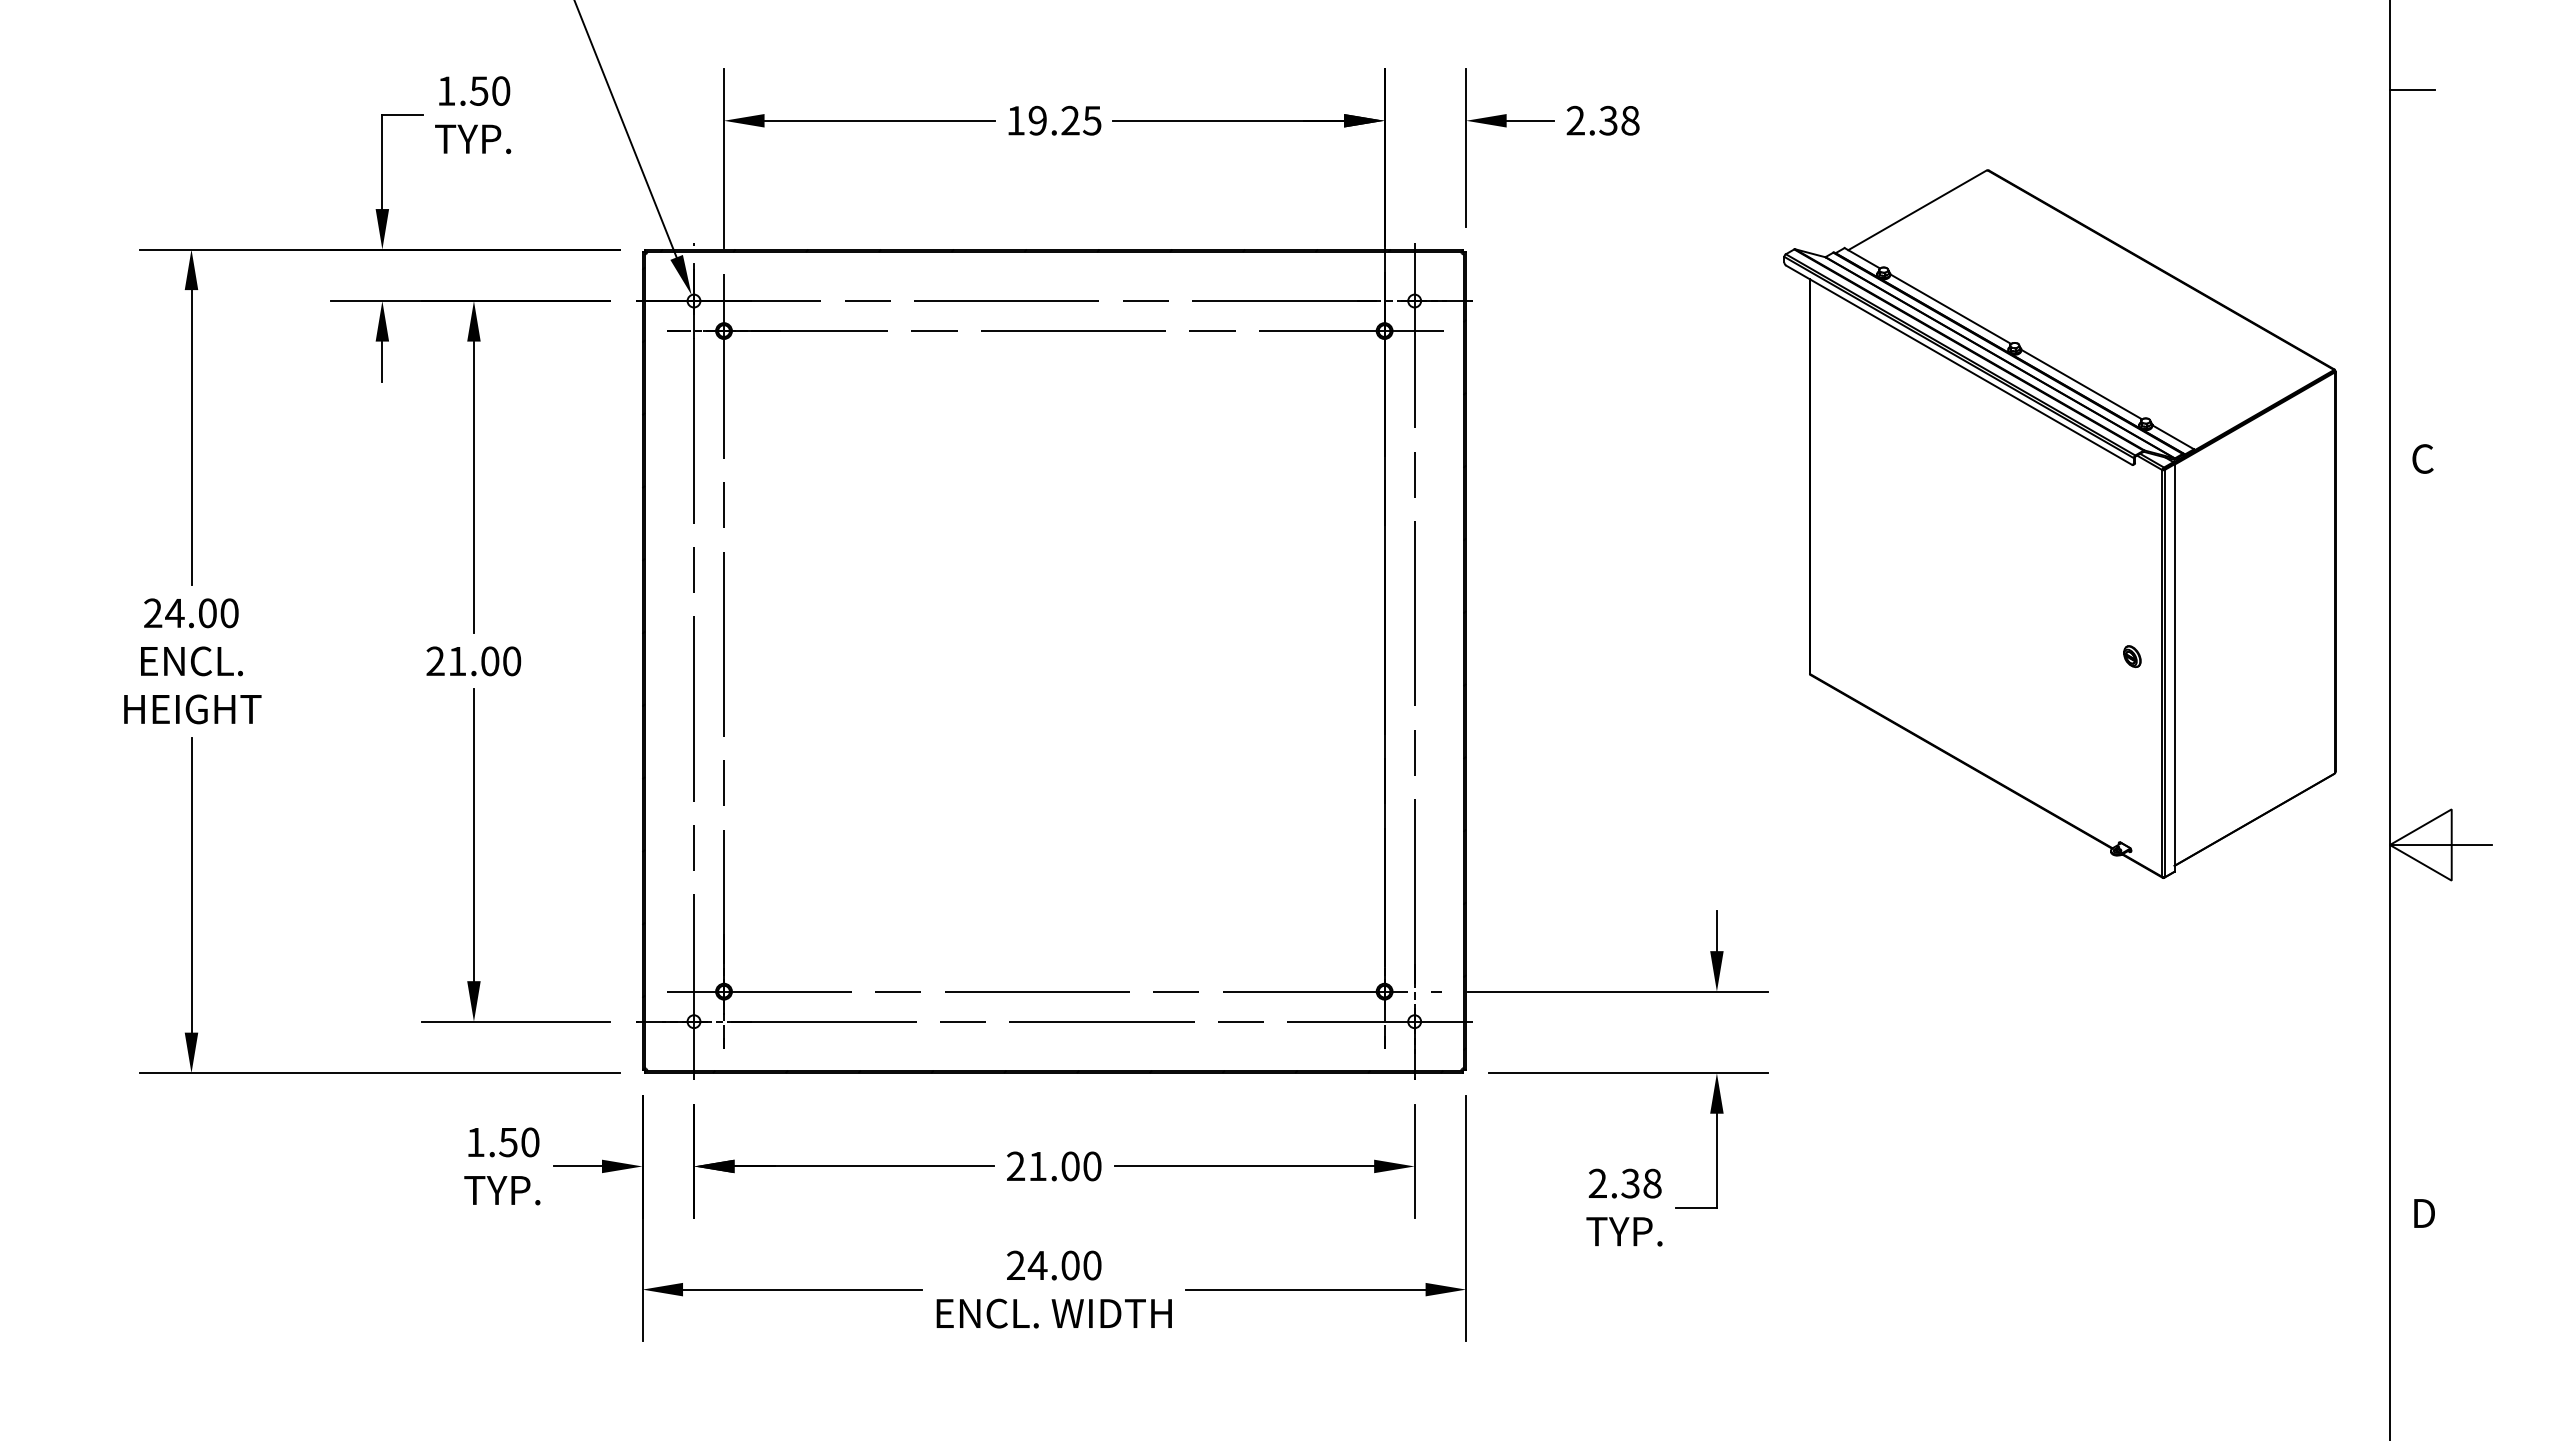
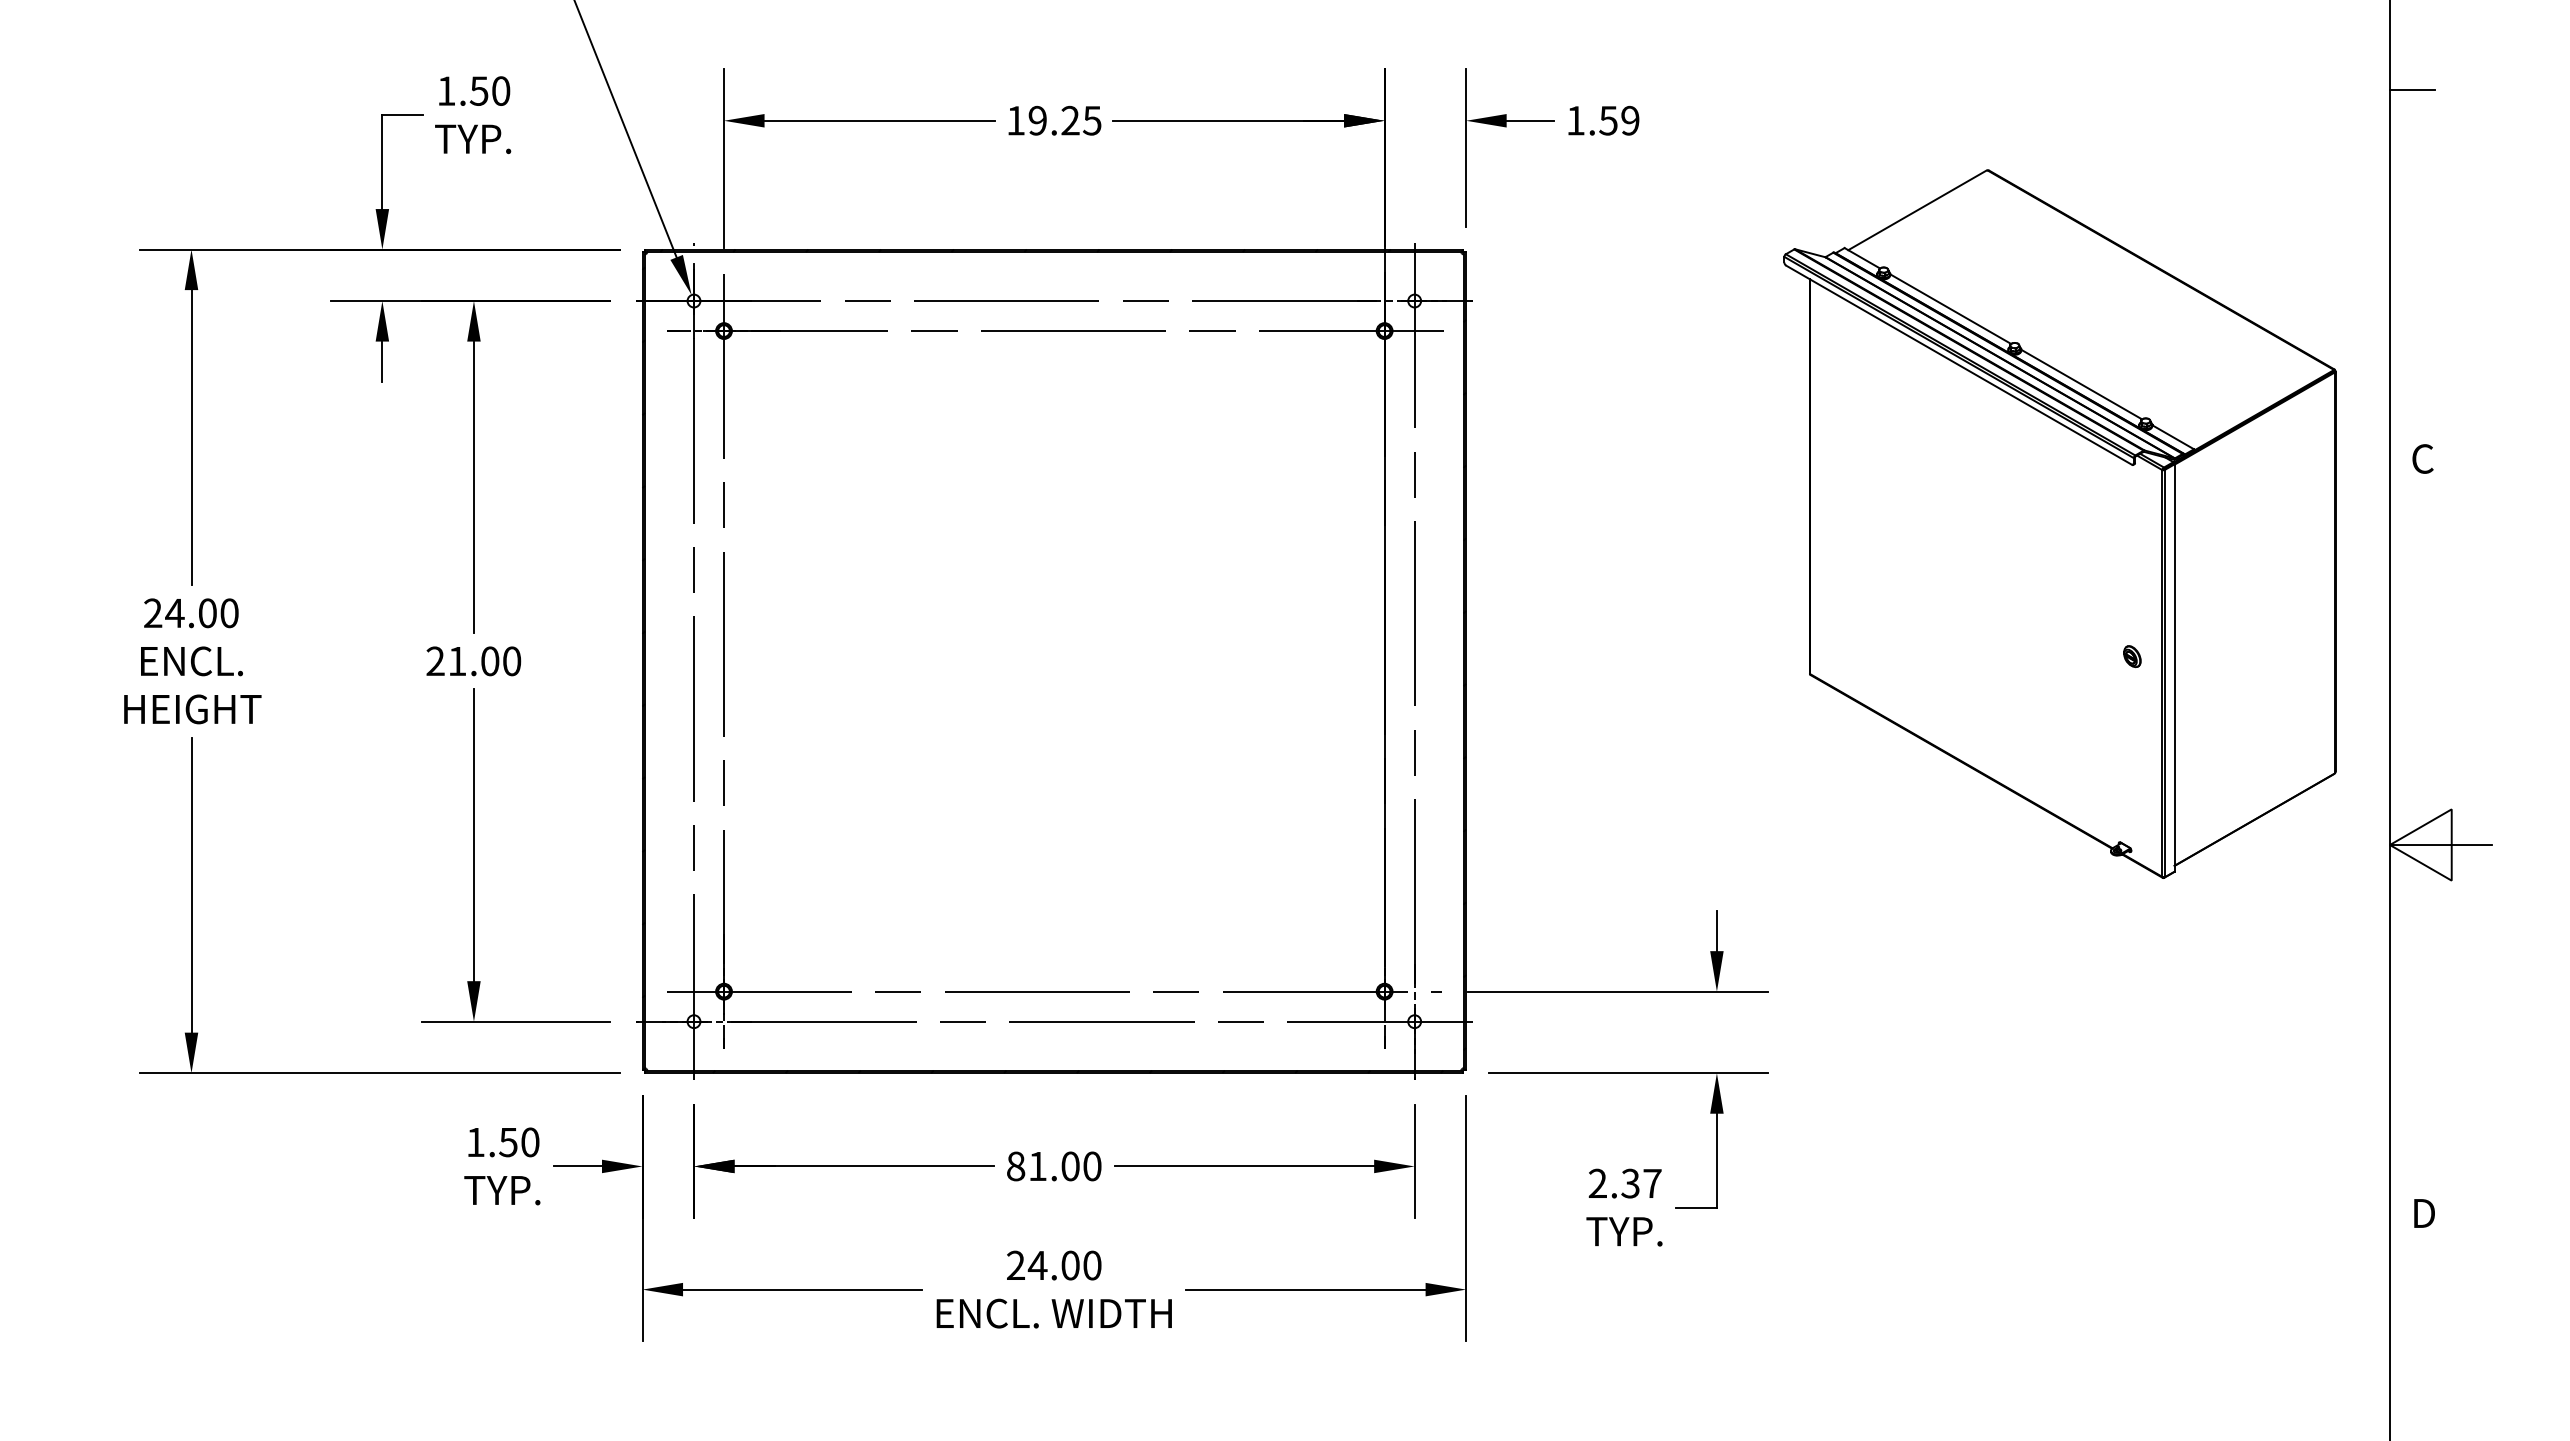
text: 2.38 -> 1.59 (1602, 120)
text: 21.00 -> 81.00 (1016, 1166)
text: 2.38 -> 2.37 (1652, 1183)
